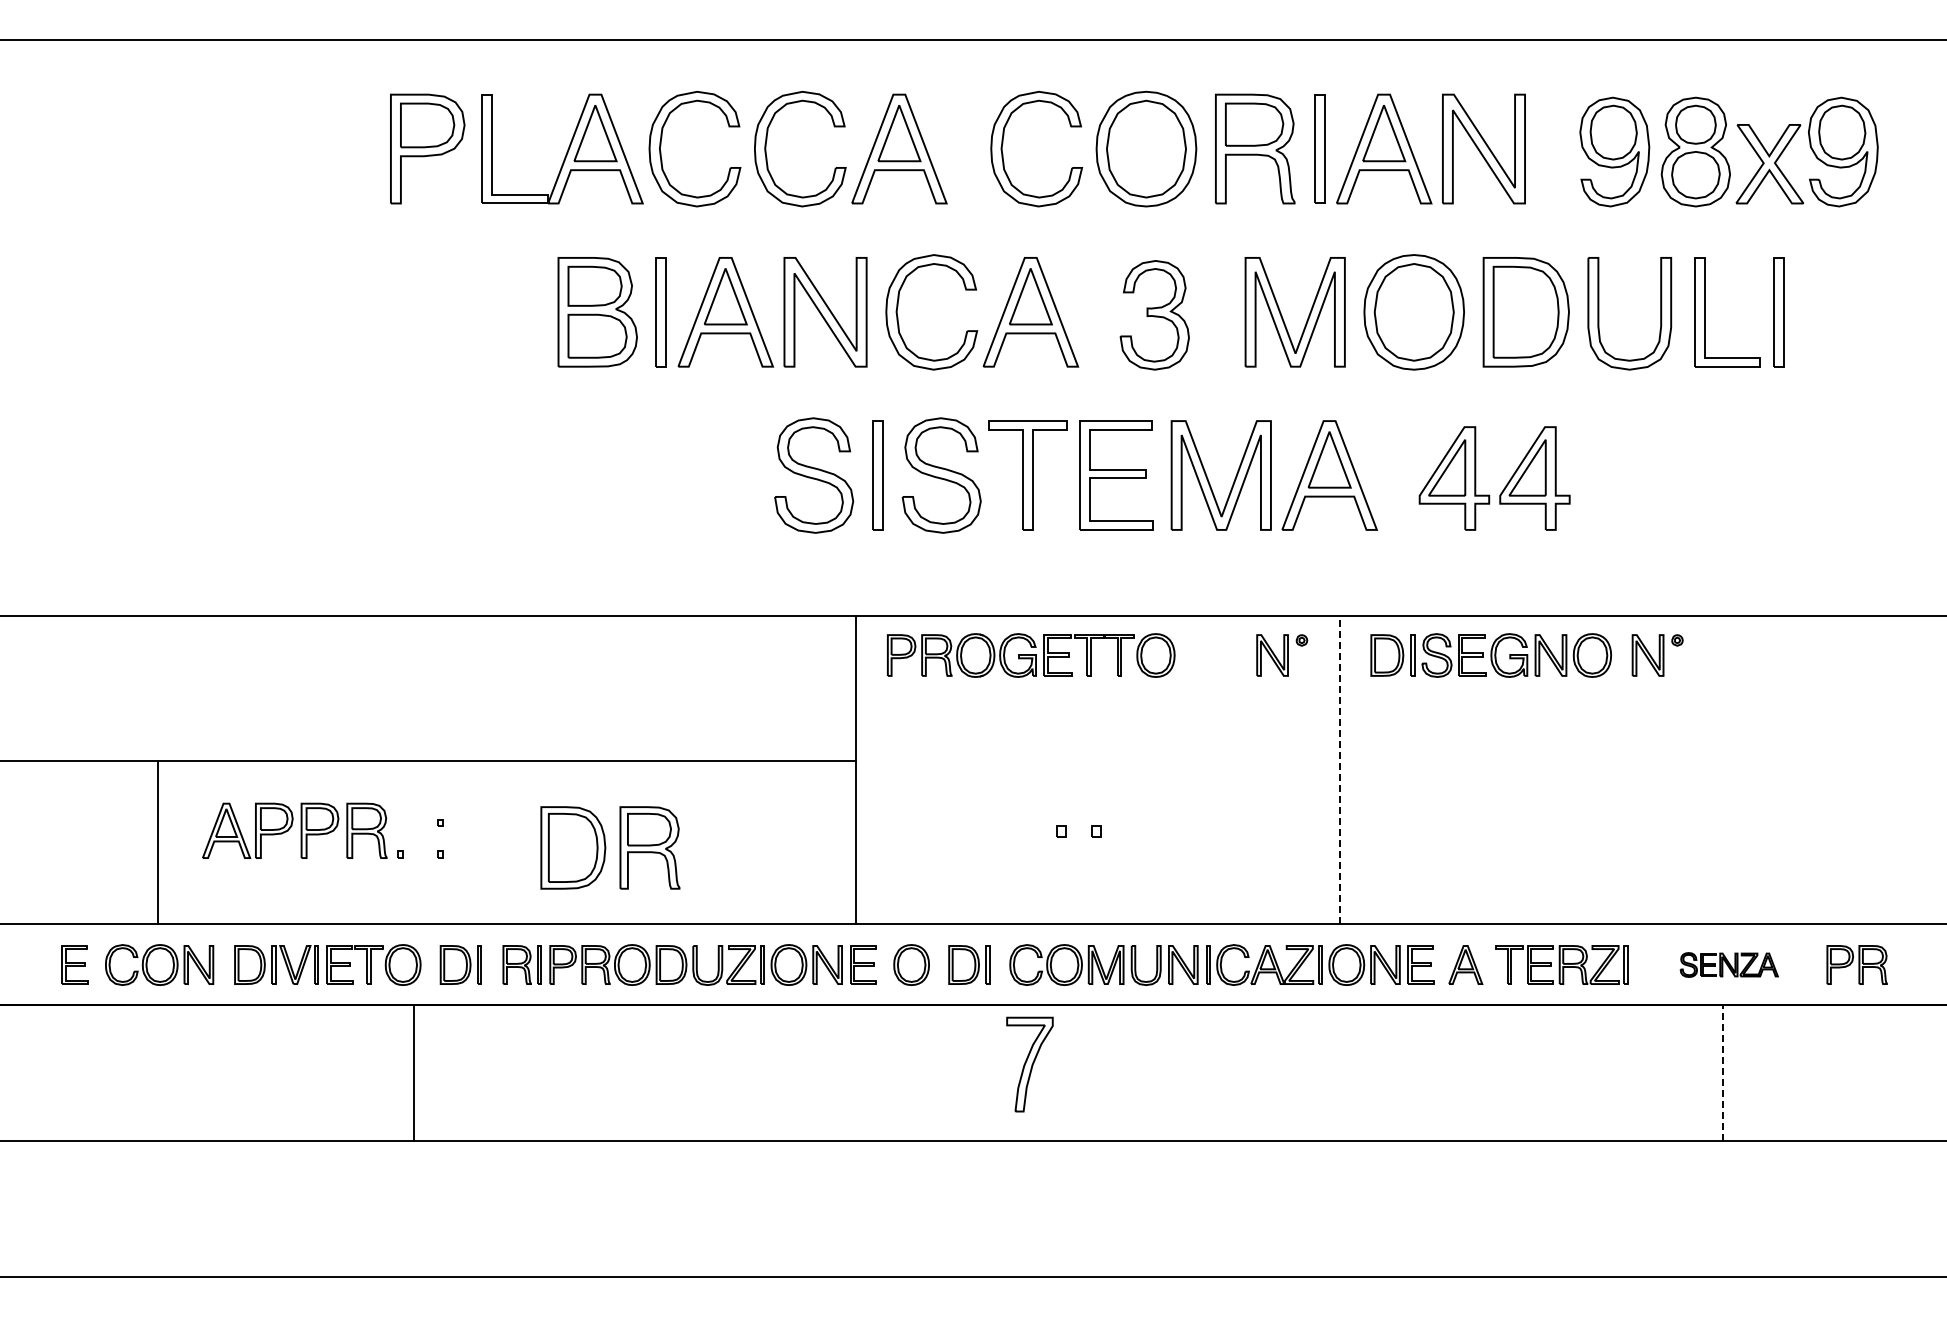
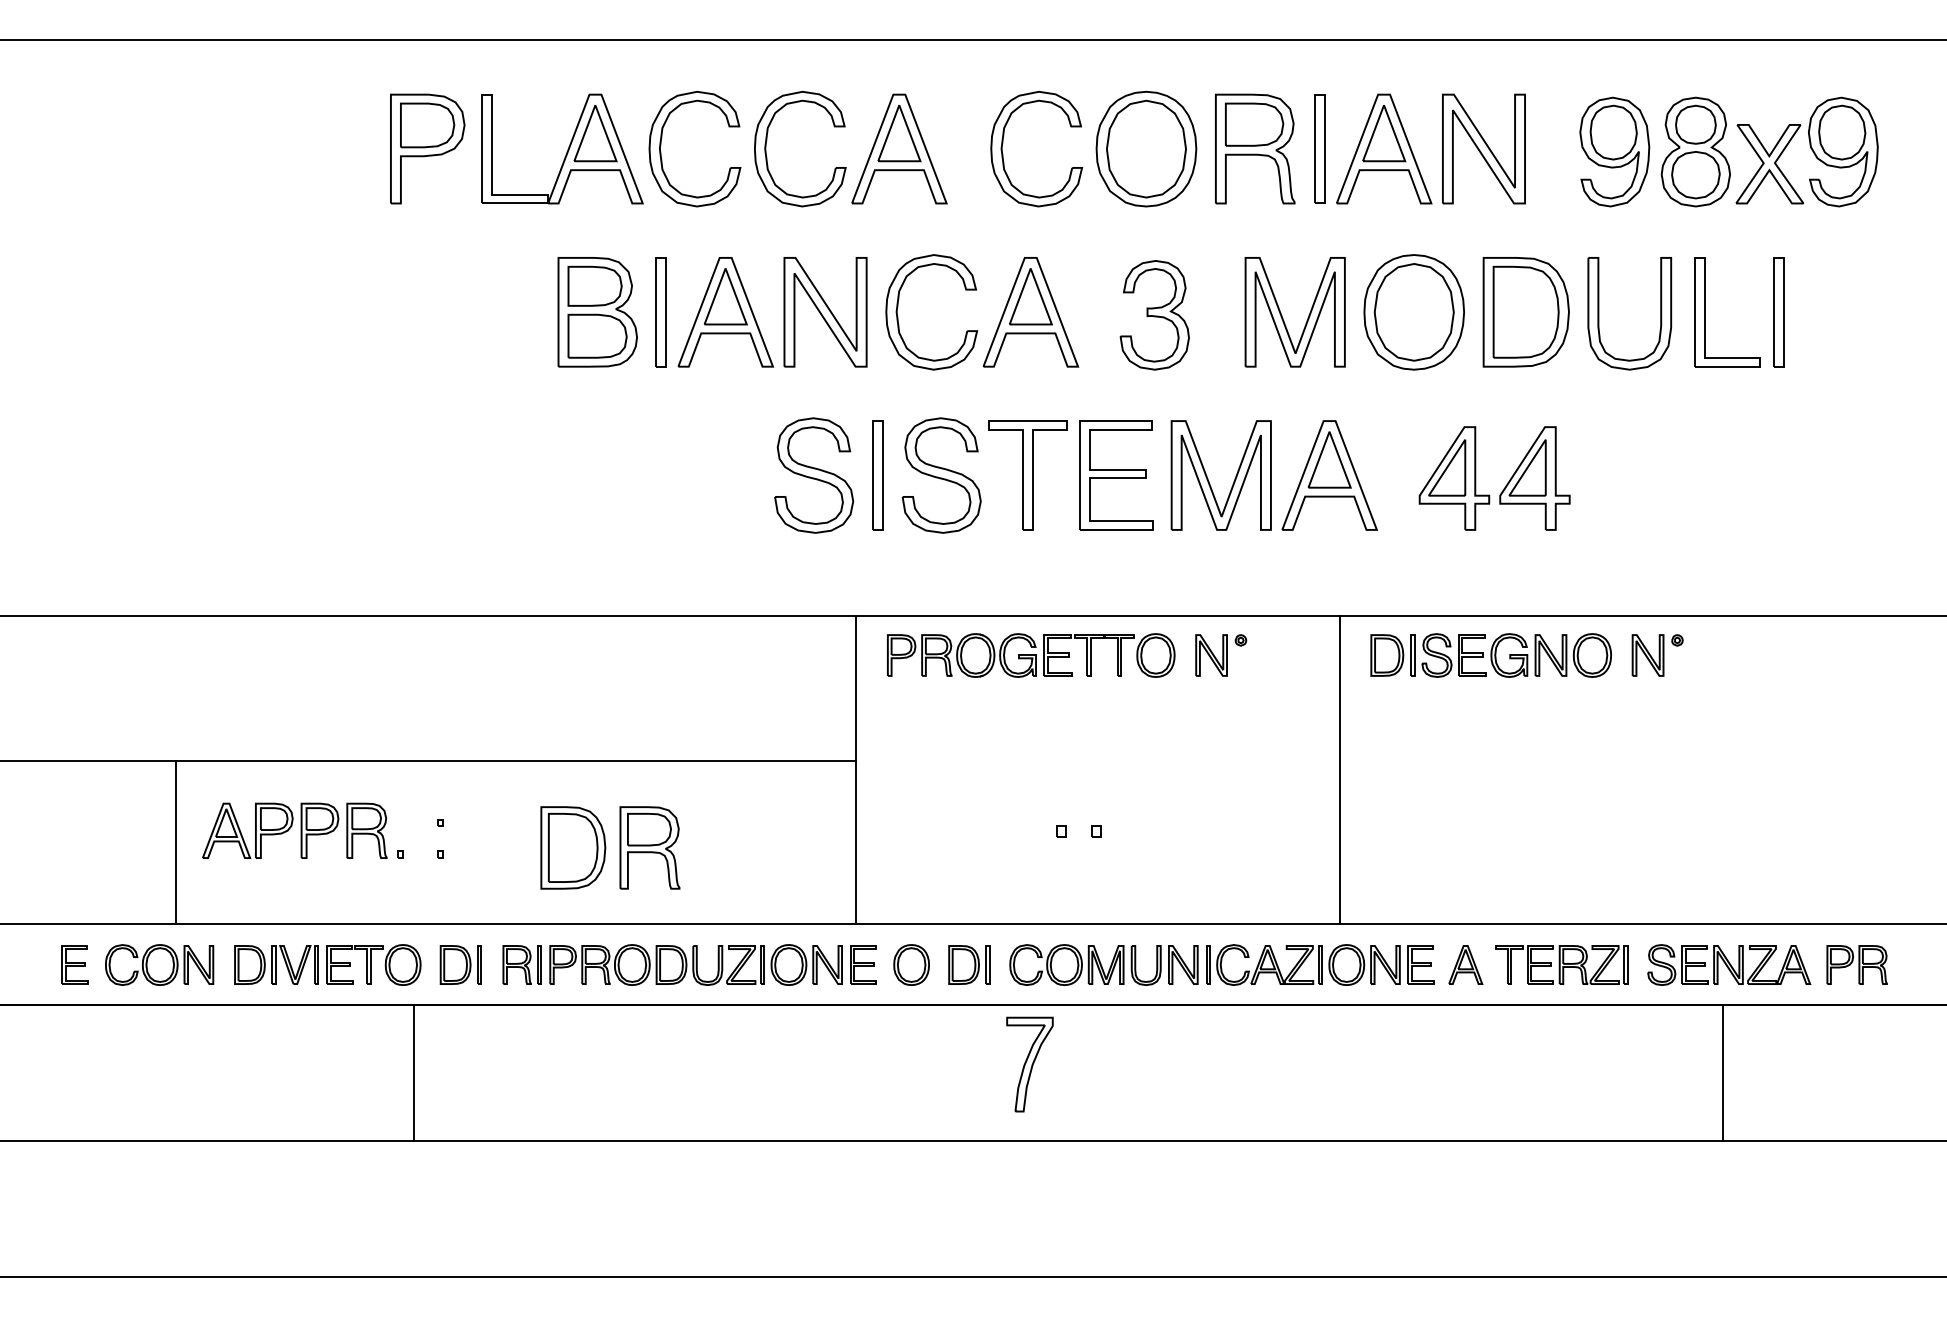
part position: (1282, 655) -> (1221, 655) (1221, 655)
line: dashed -> solid (1339, 770)
line position: (158, 841) -> (176, 841) (176, 841)
part size: 100x26 px -> 165x42 px (1729, 964)
line: dashed -> solid (1723, 1072)
